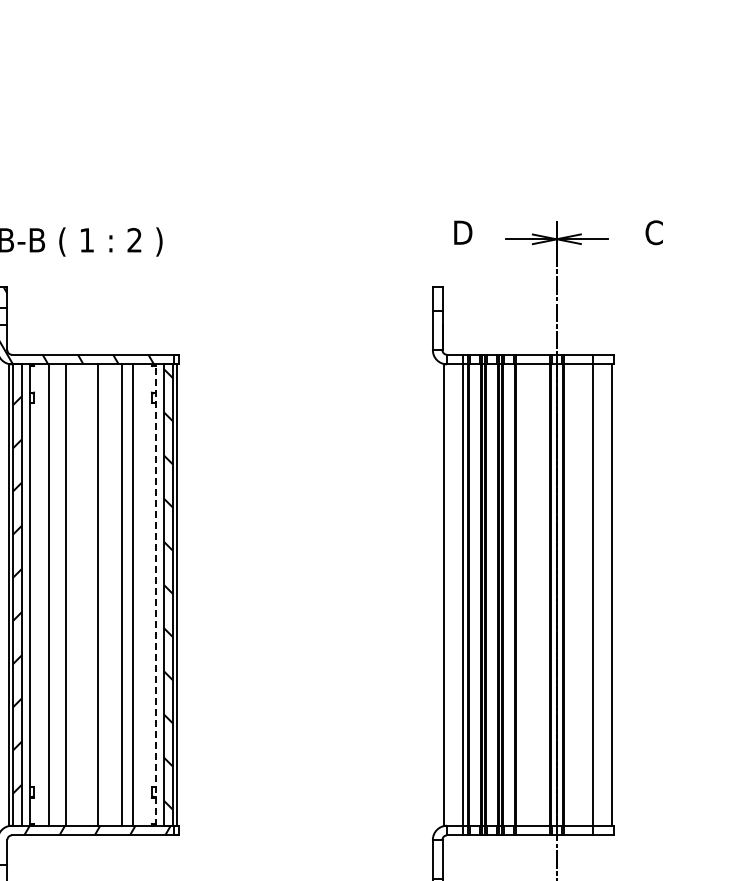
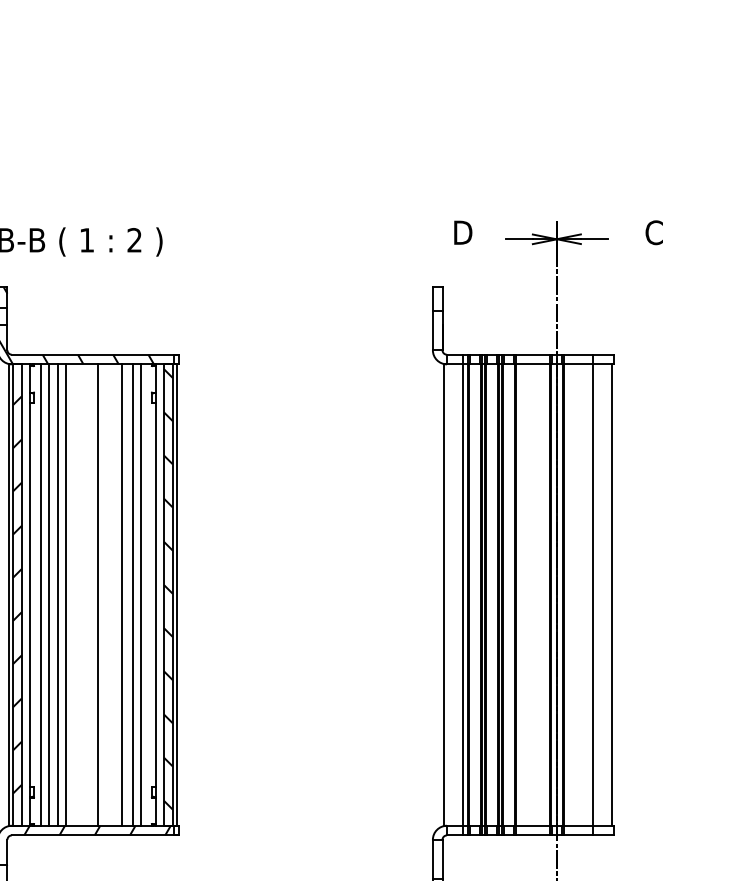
line: none -> present (40, 594)
line: none -> present (57, 594)
line: none -> present (141, 594)
line: dashed -> solid (155, 595)
